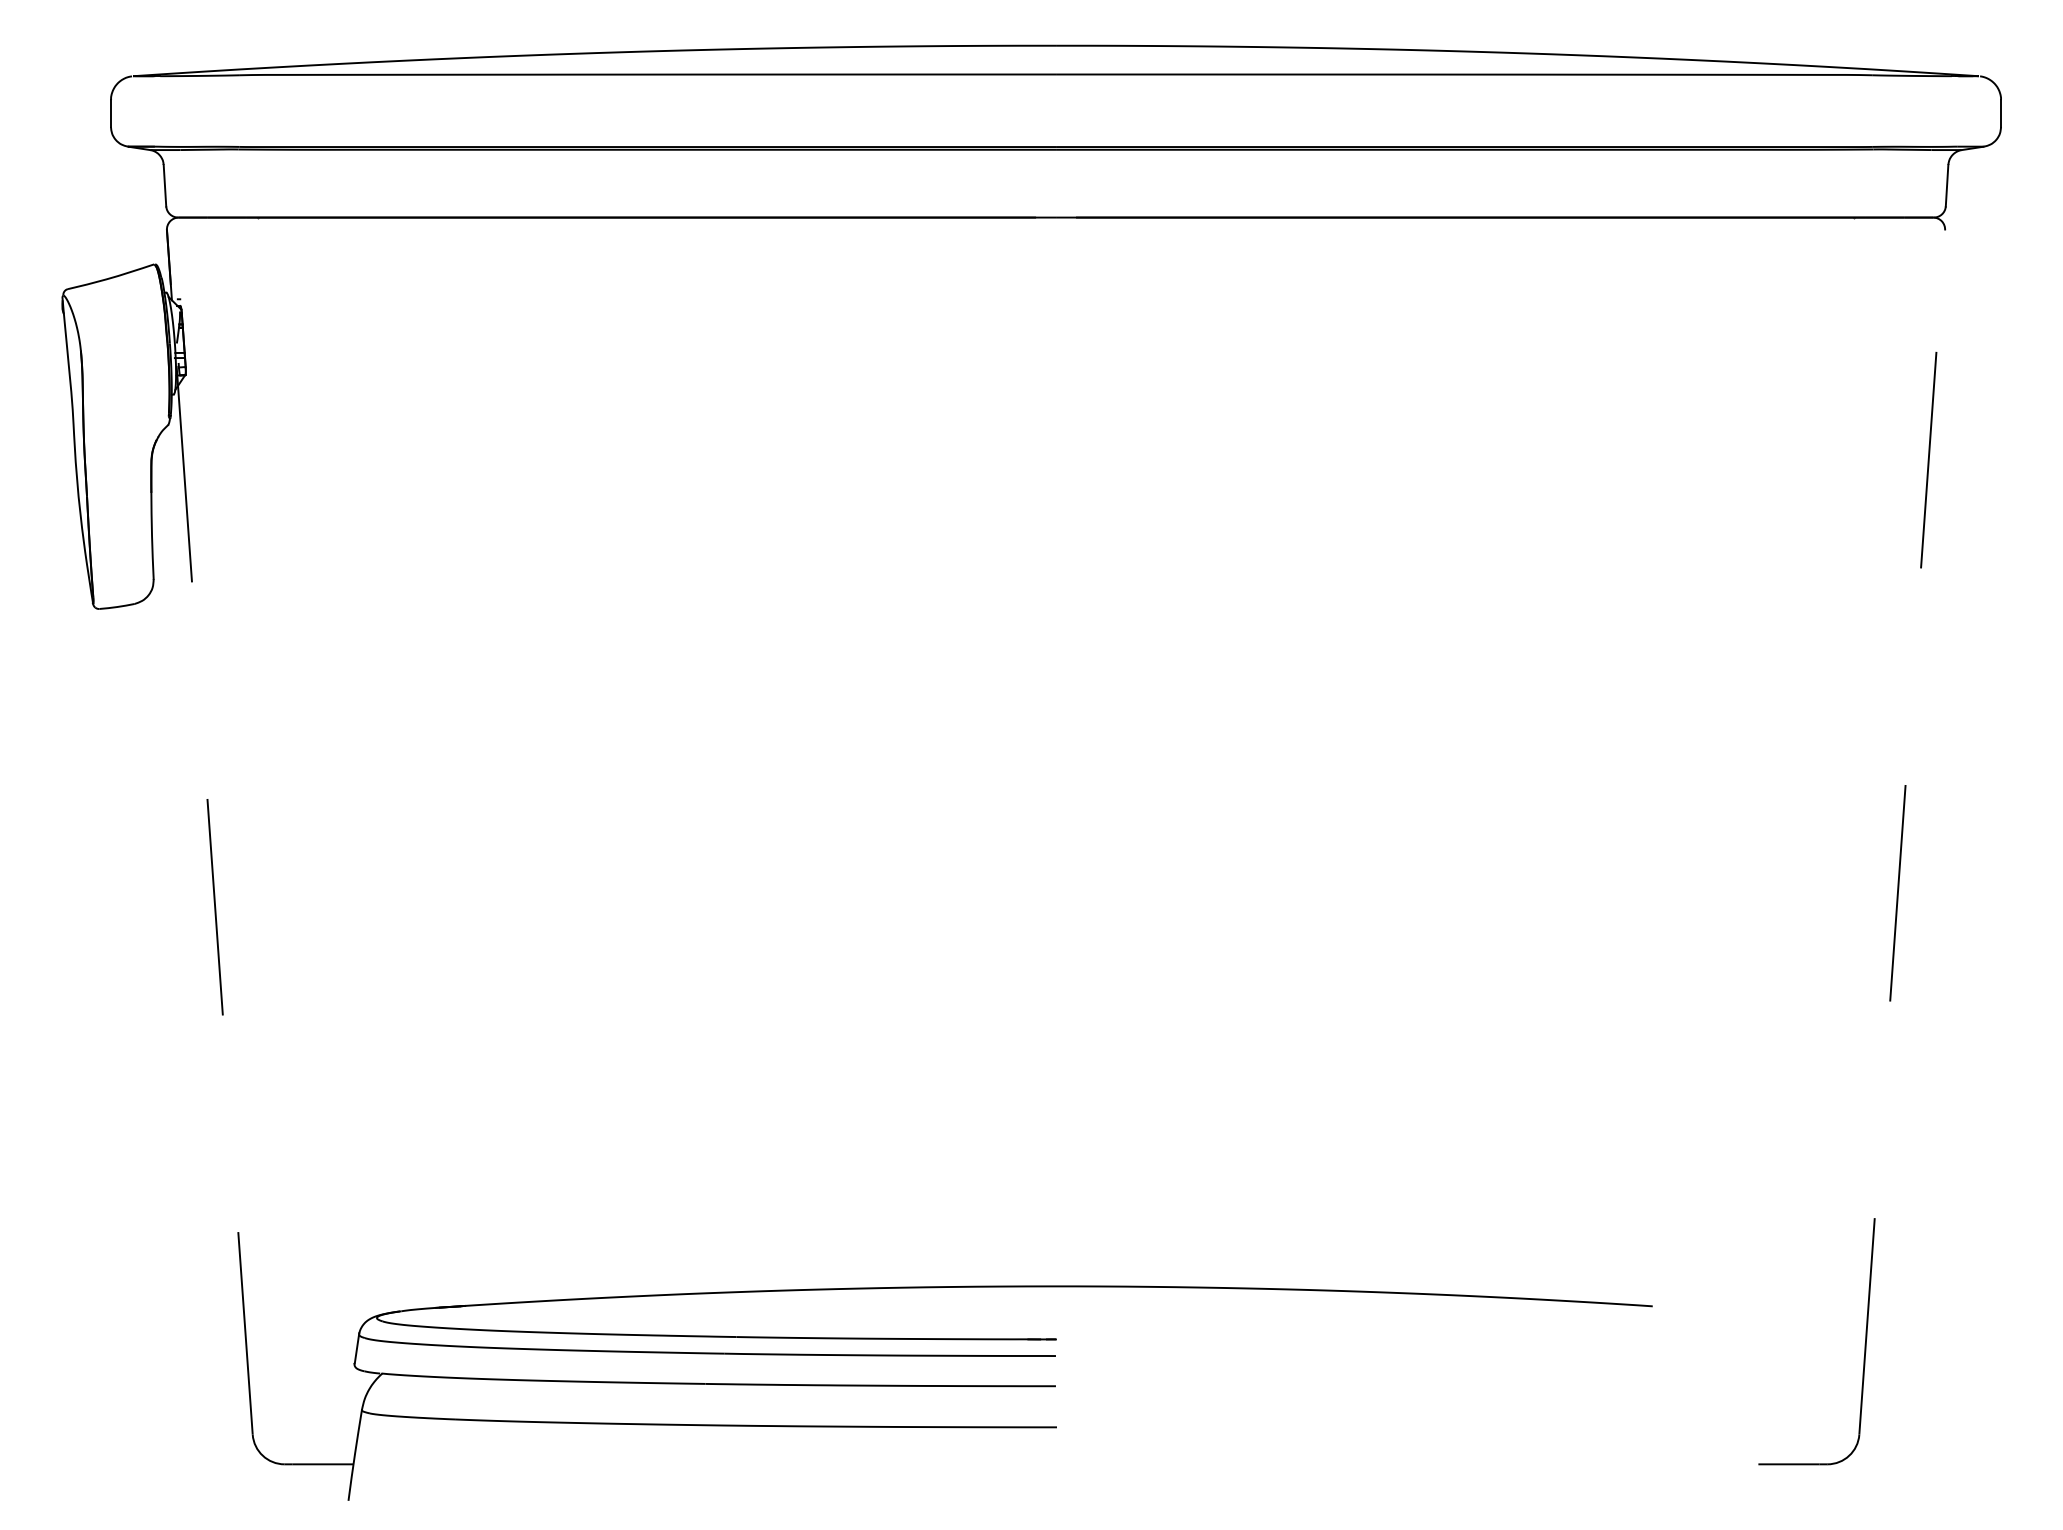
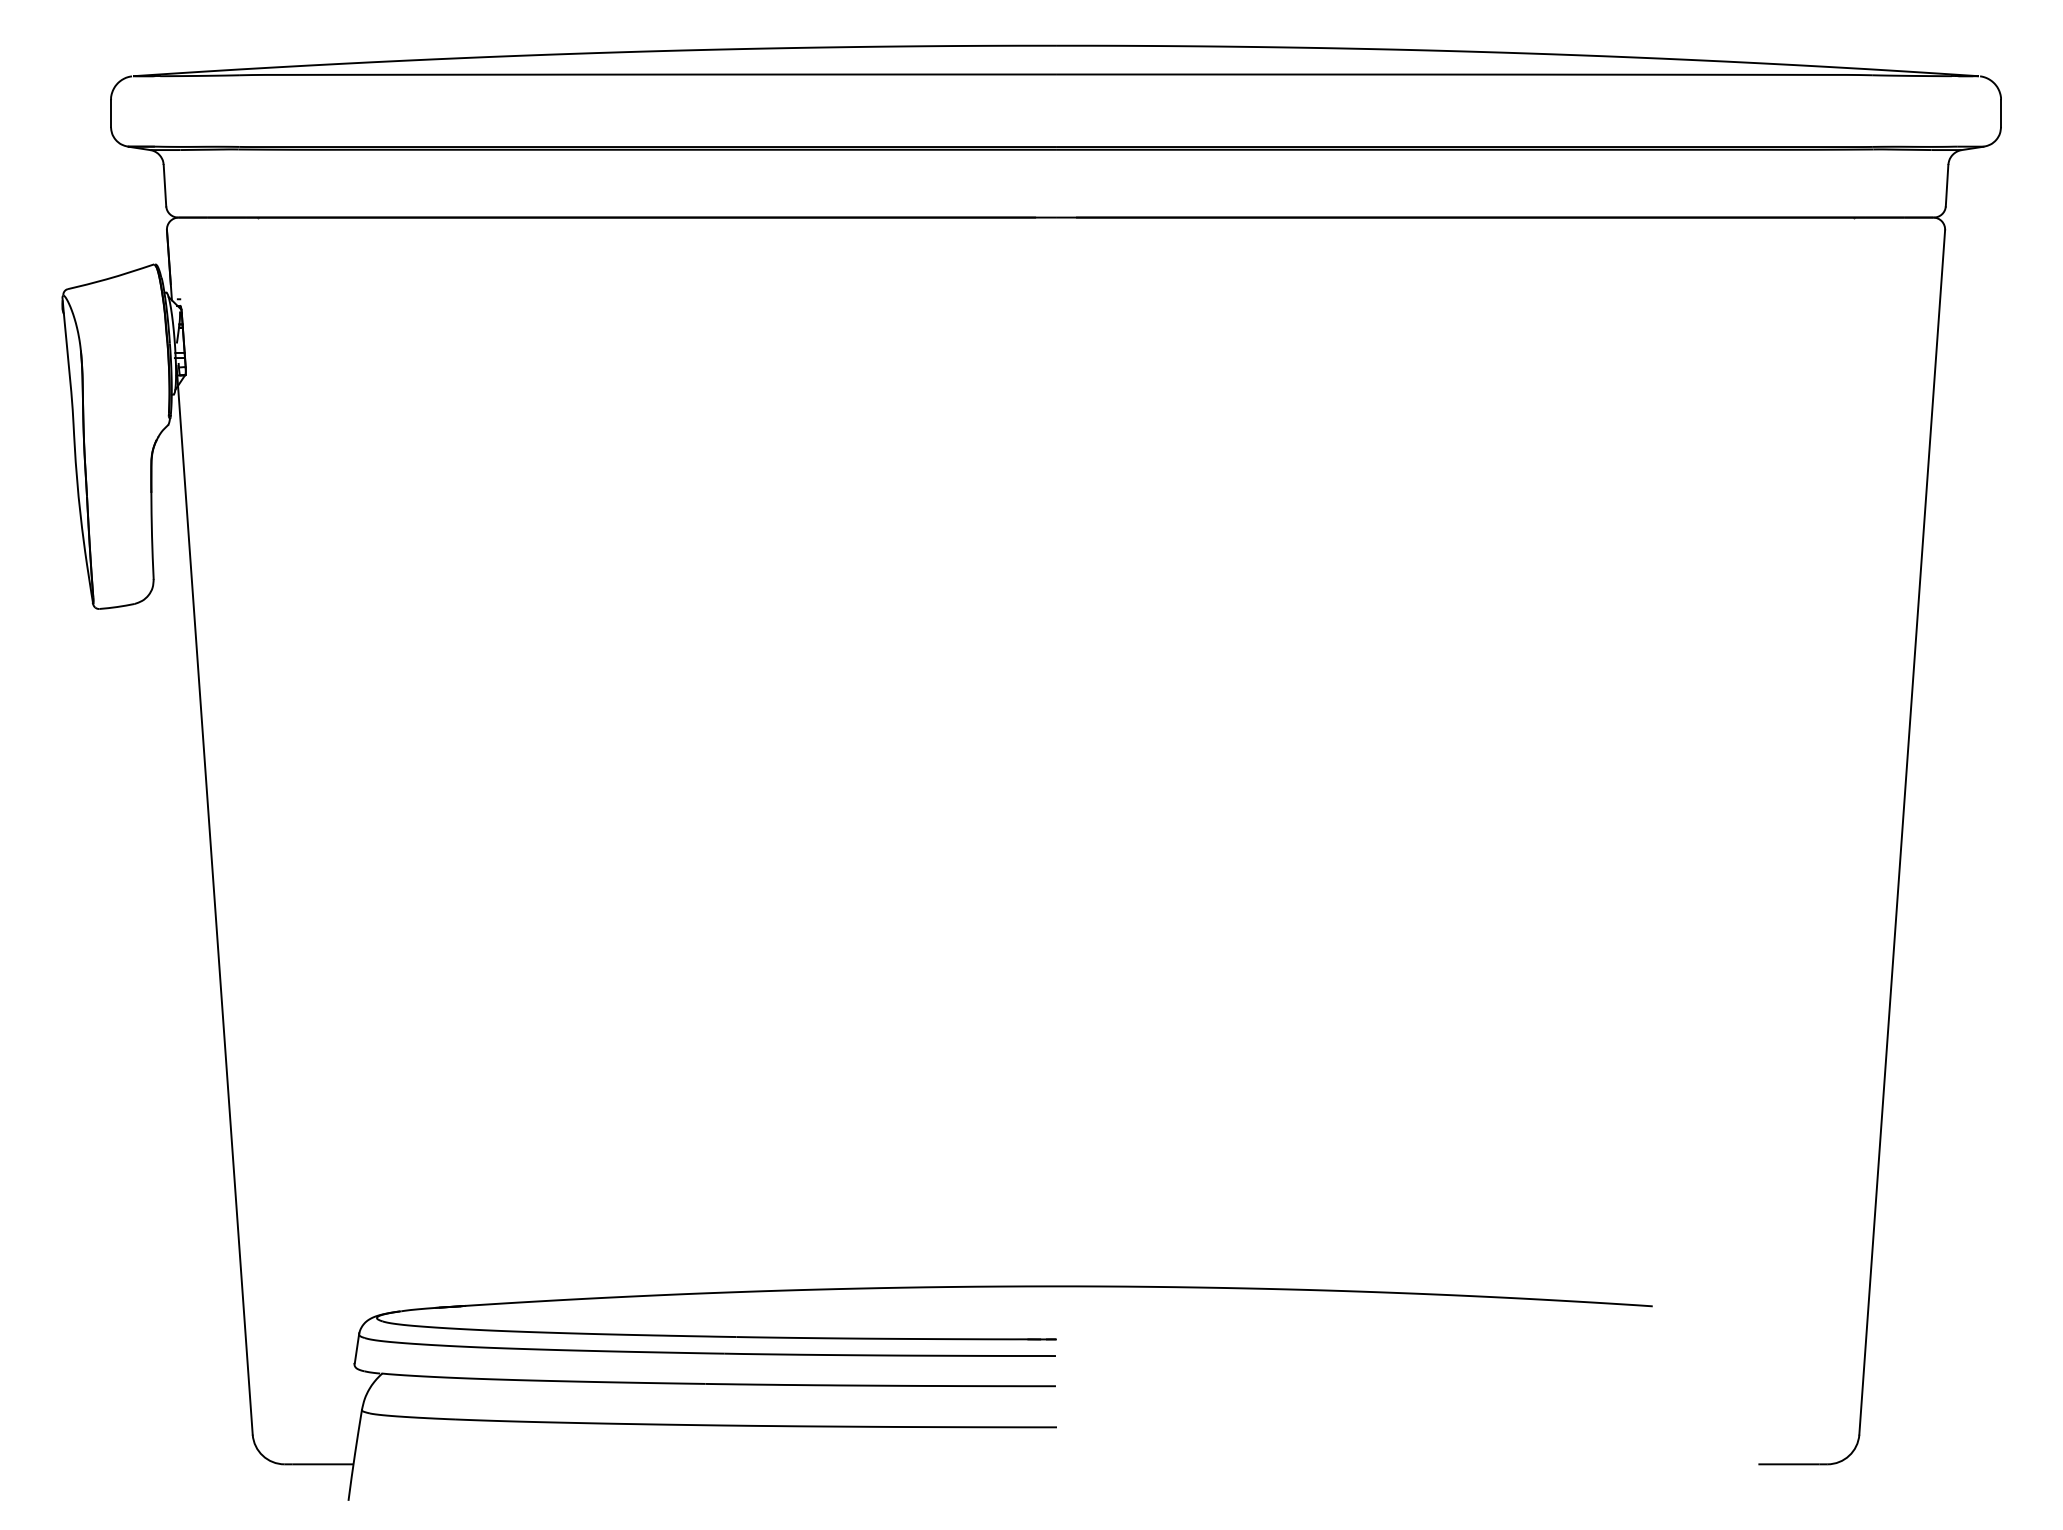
line: dashed -> solid (1902, 832)
line: dashed -> solid (214, 900)
